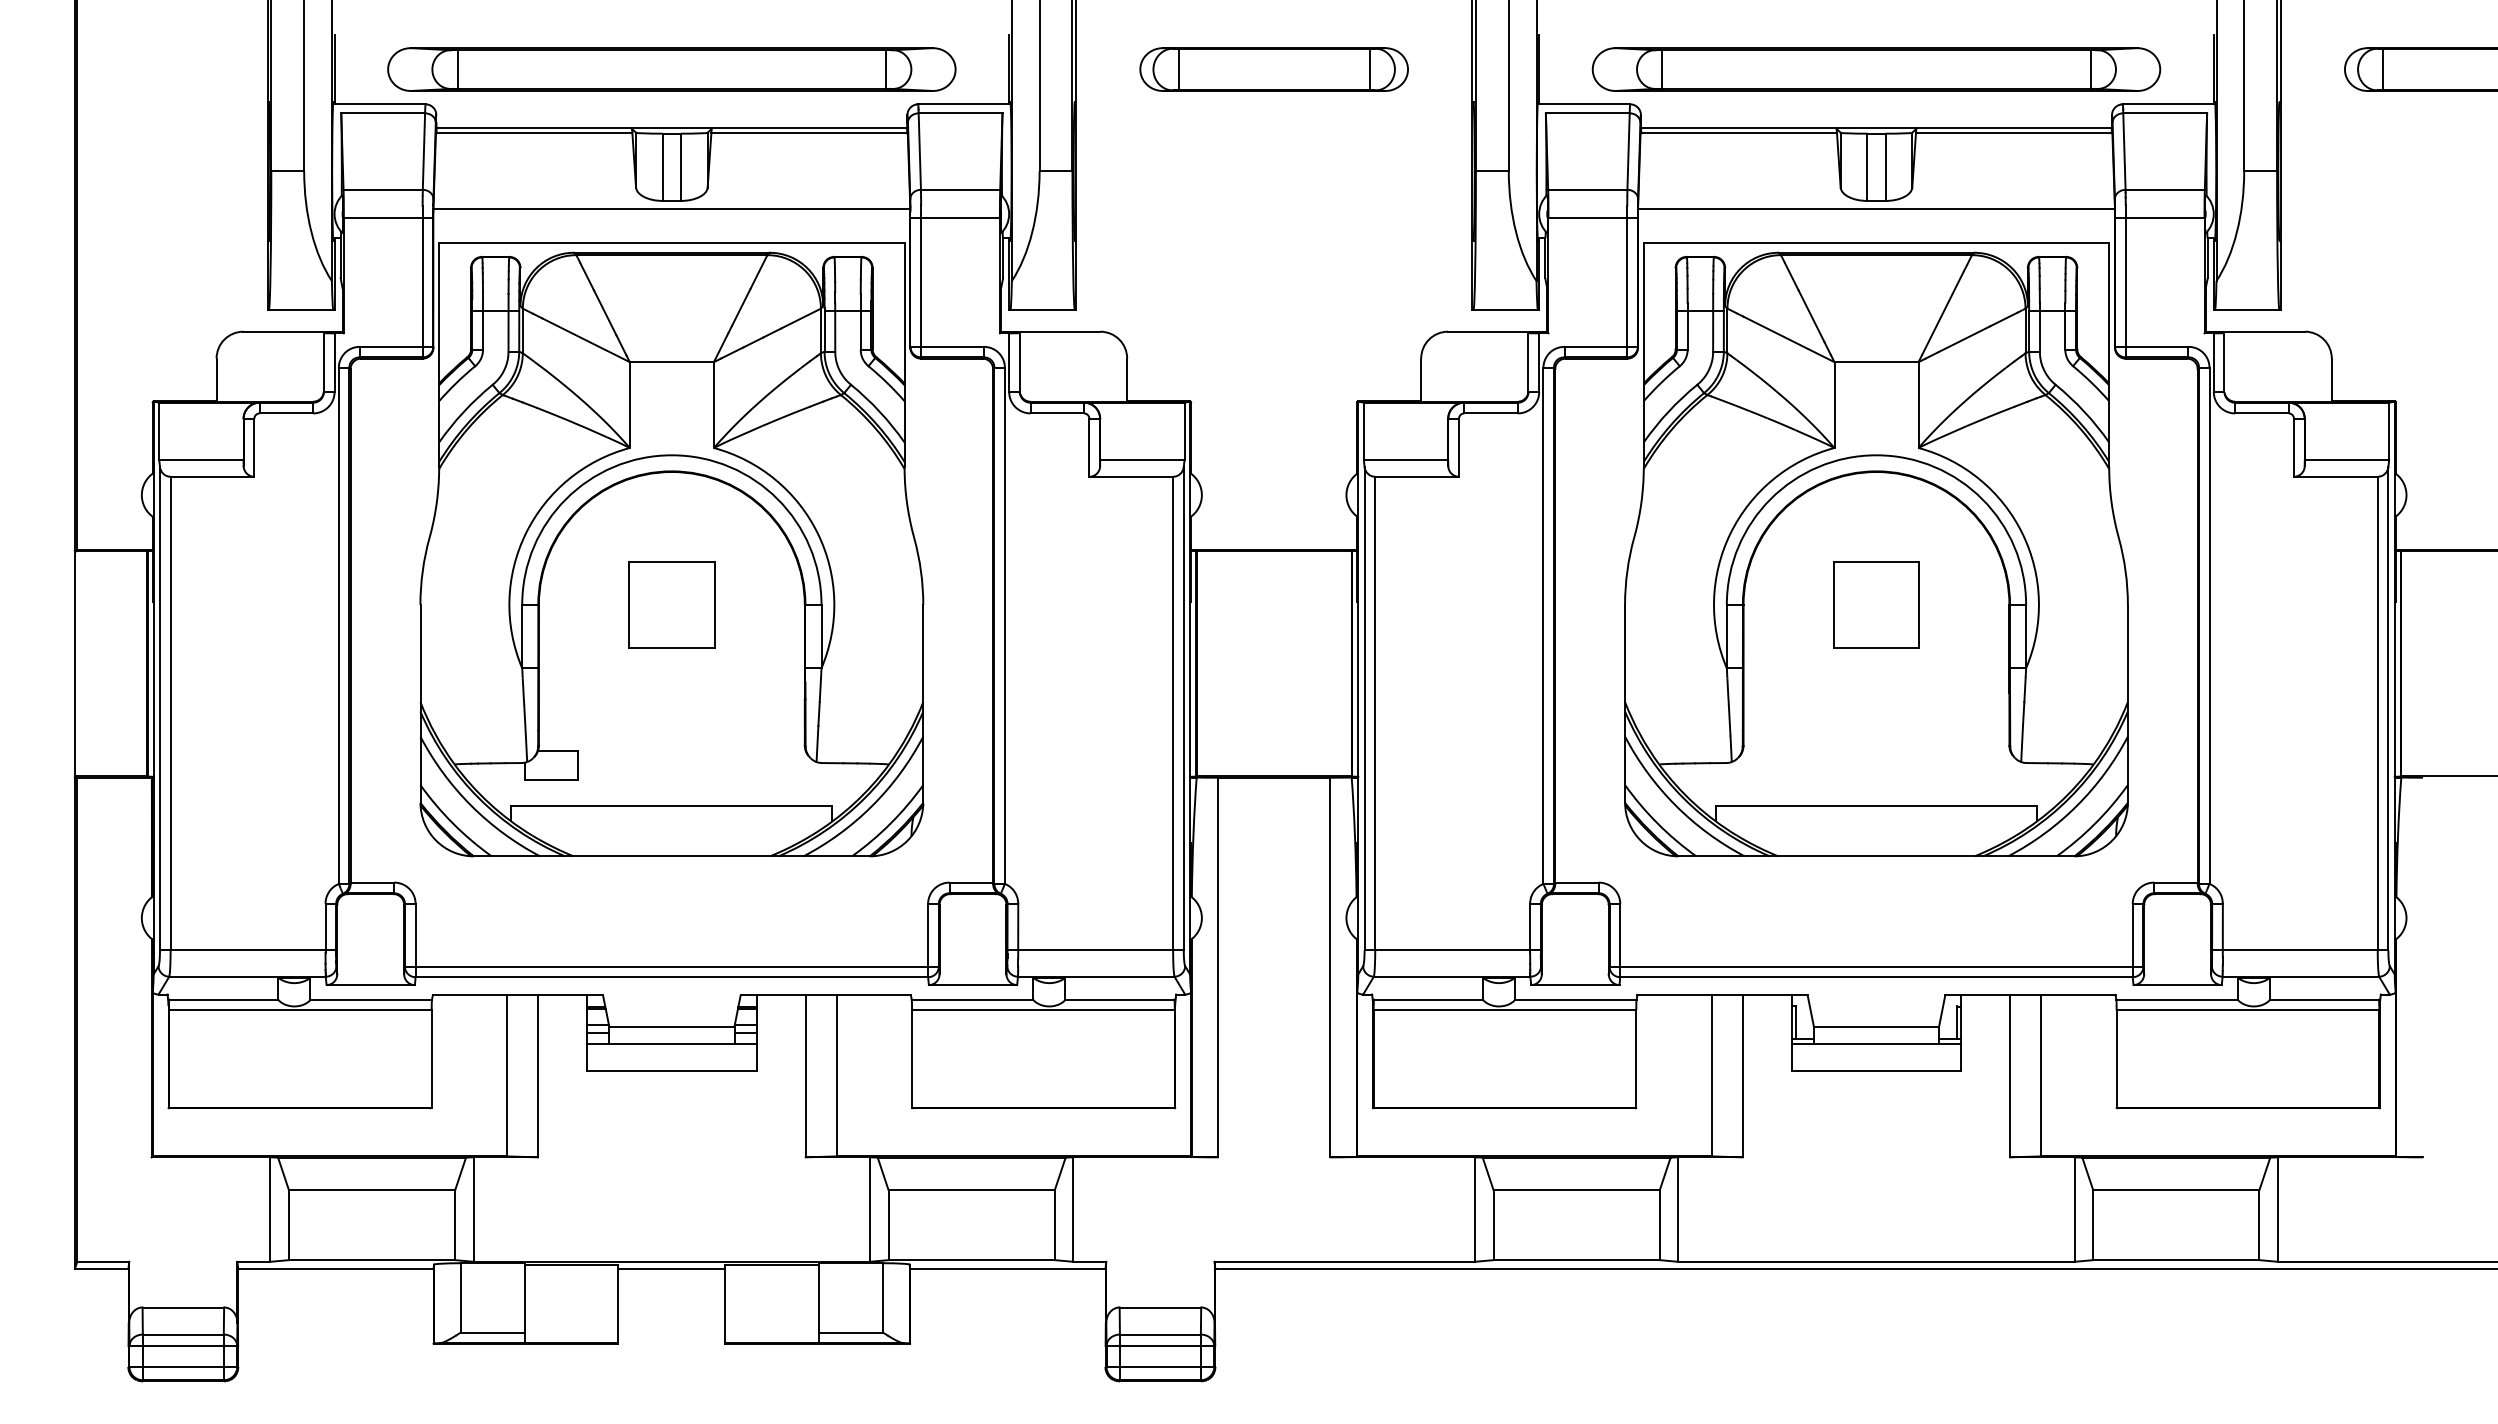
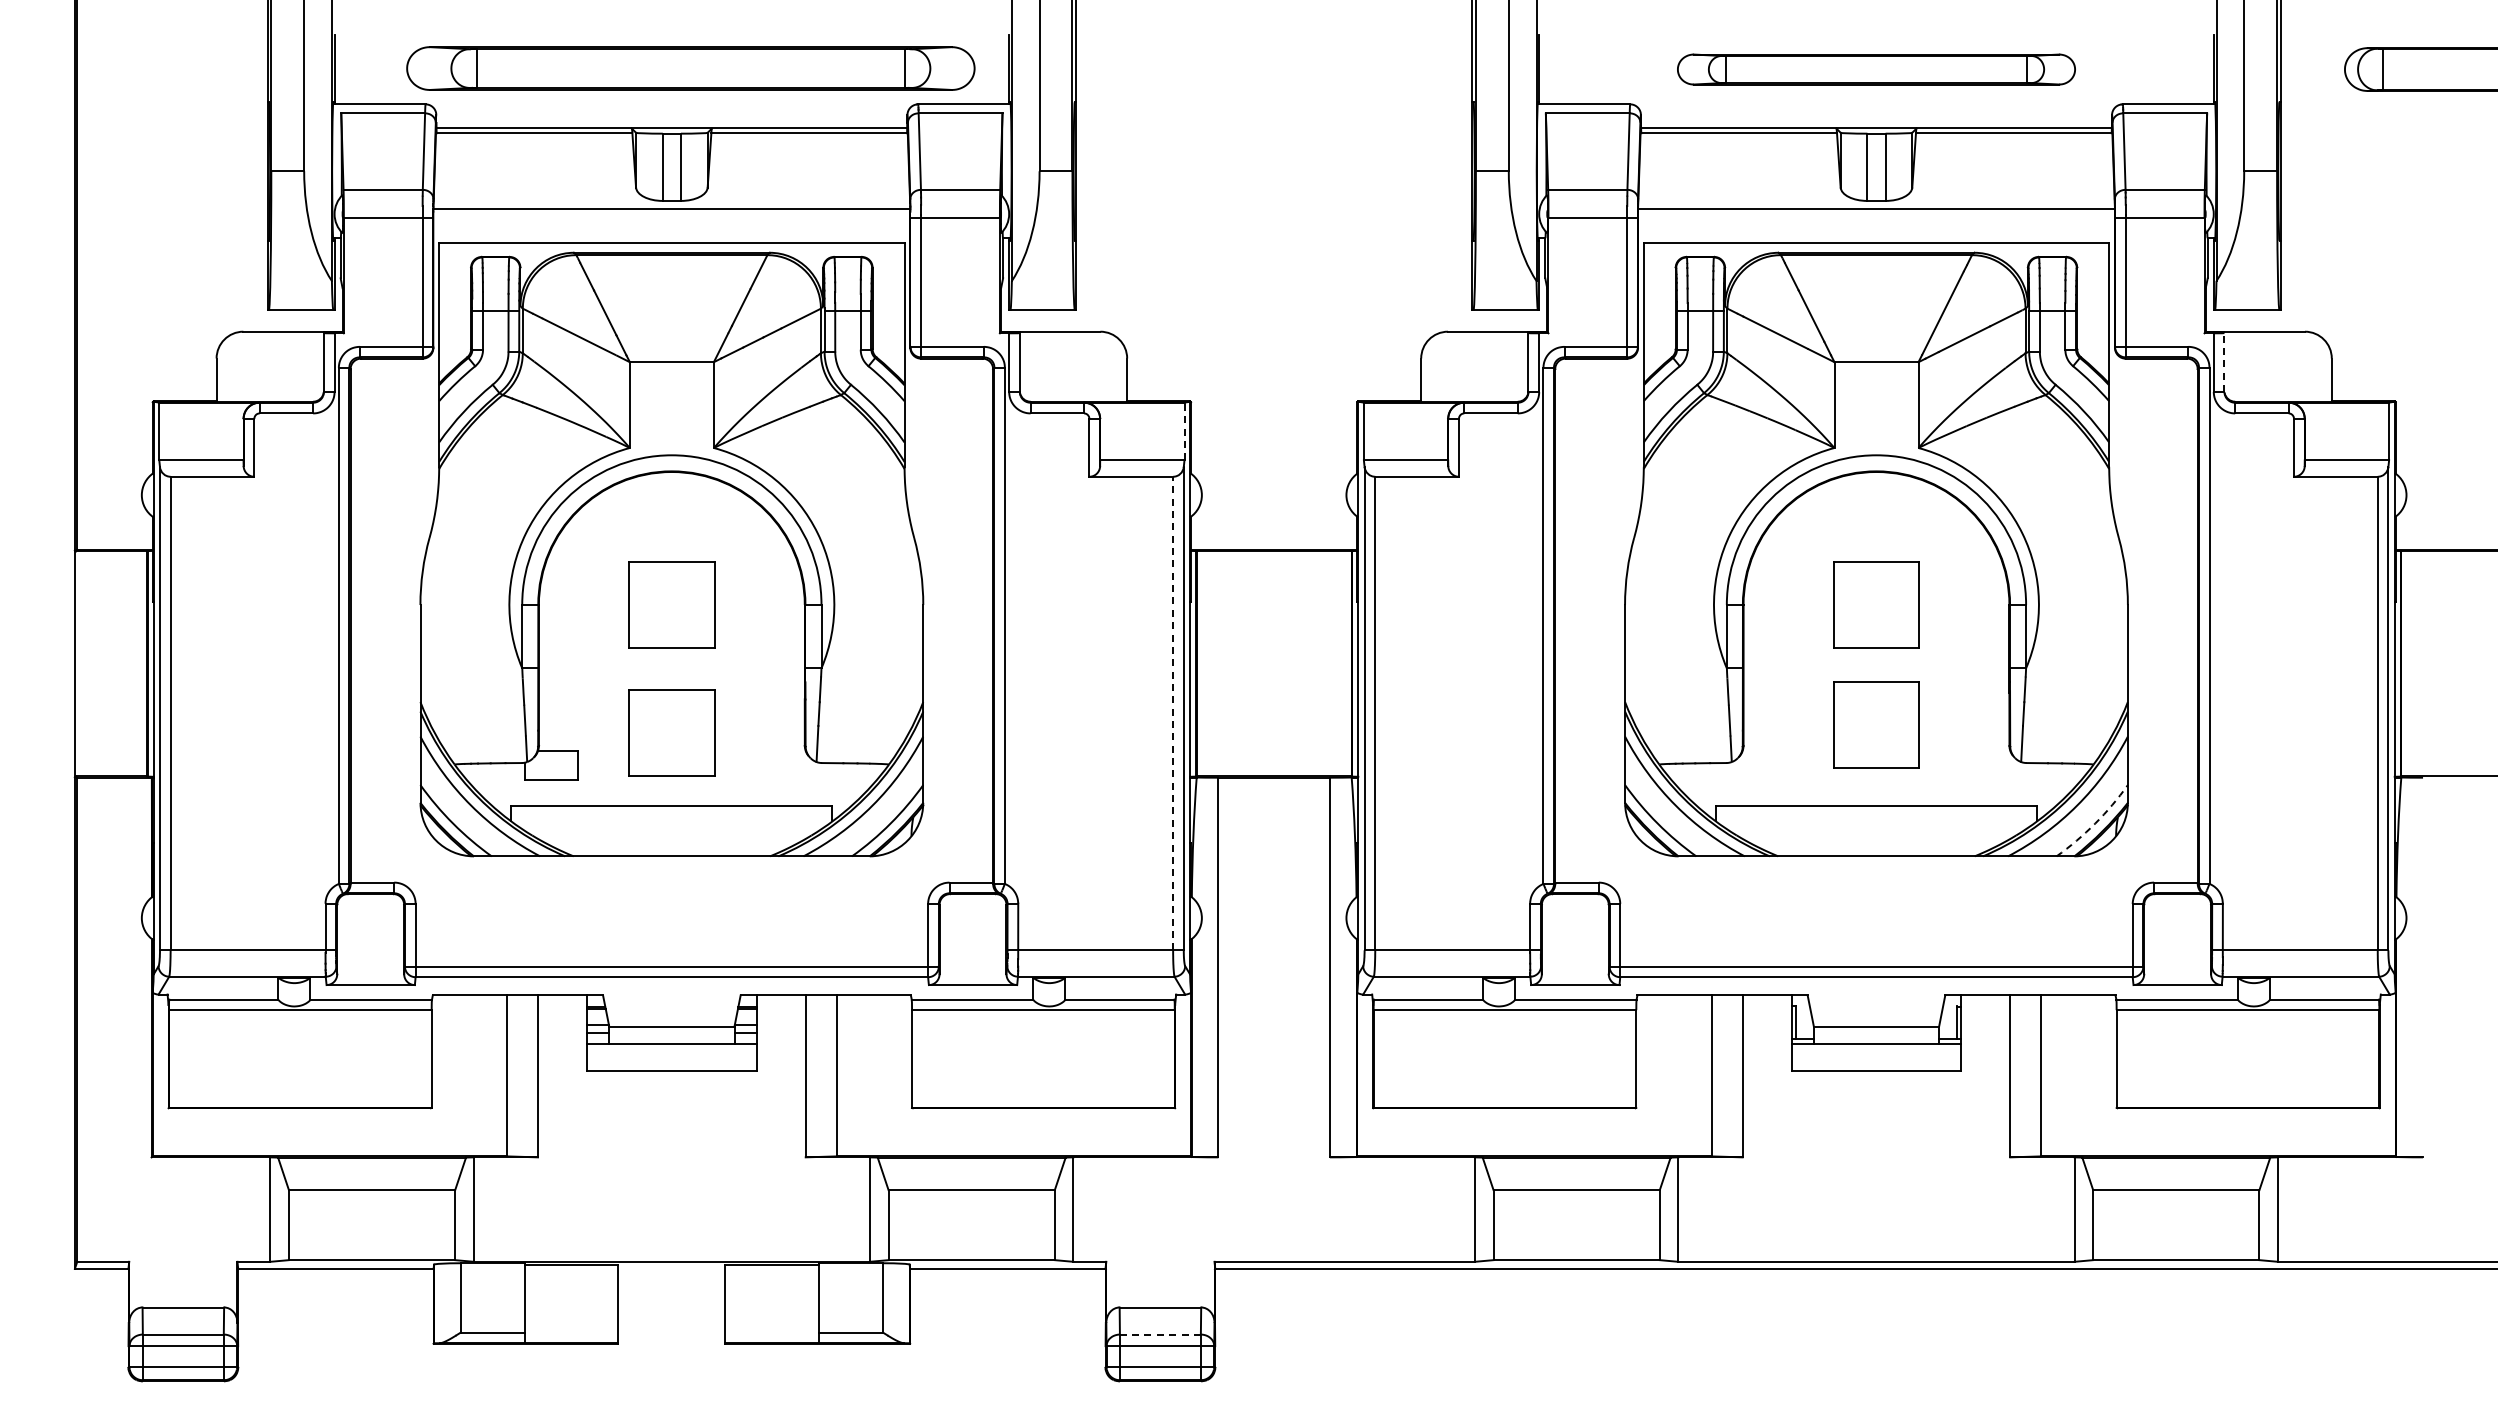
part position: (671, 69) -> (690, 68) (690, 68)
part: present -> none (1273, 69)
part size: 571x45 px -> 399x33 px (1876, 69)
line: solid -> dashed (2224, 362)
line: solid -> dashed (1184, 431)
line: solid -> dashed (1173, 713)
part: none -> present (1876, 724)
part: none -> present (671, 732)
arc: solid -> dashed (2095, 823)
line: present -> none (671, 1268)
line: solid -> dashed (1159, 1334)
